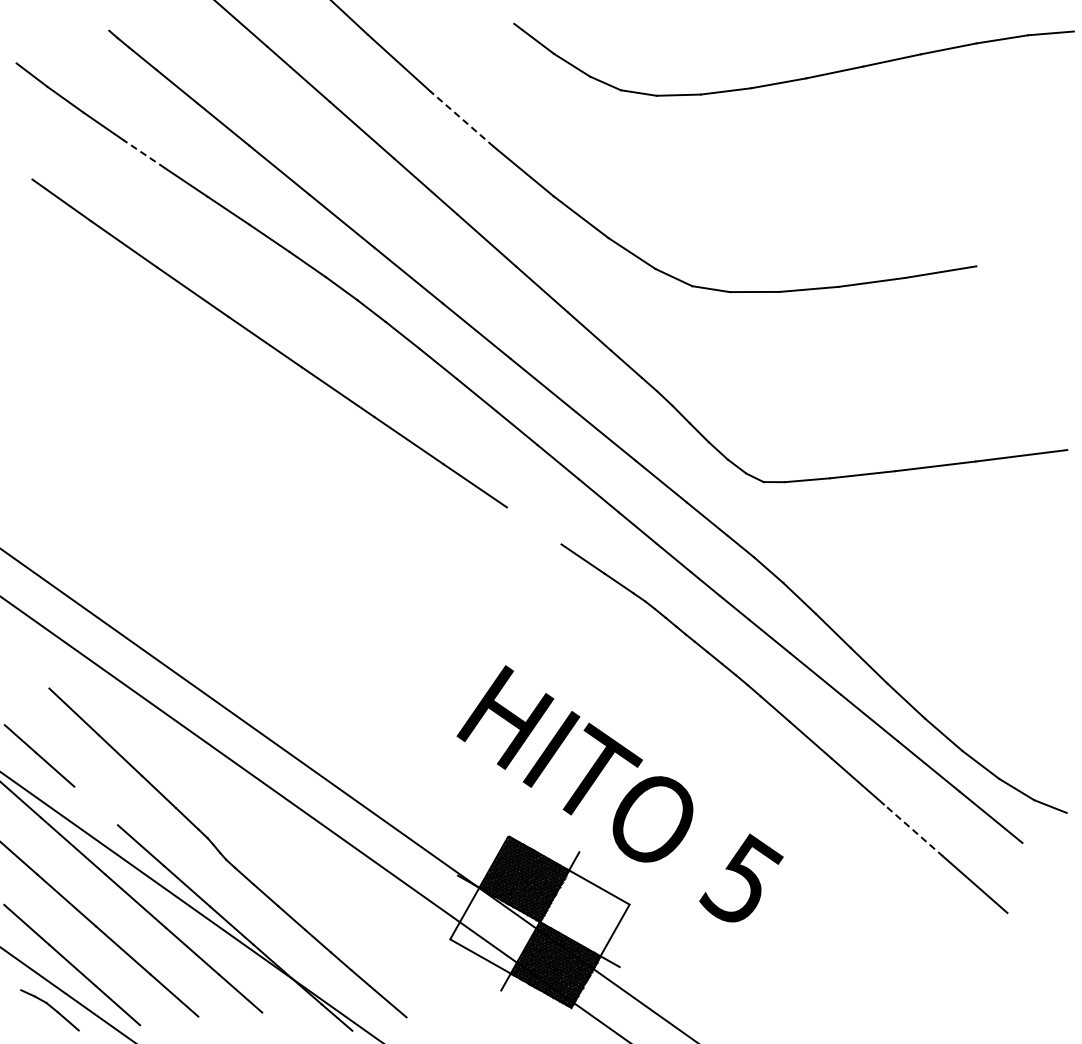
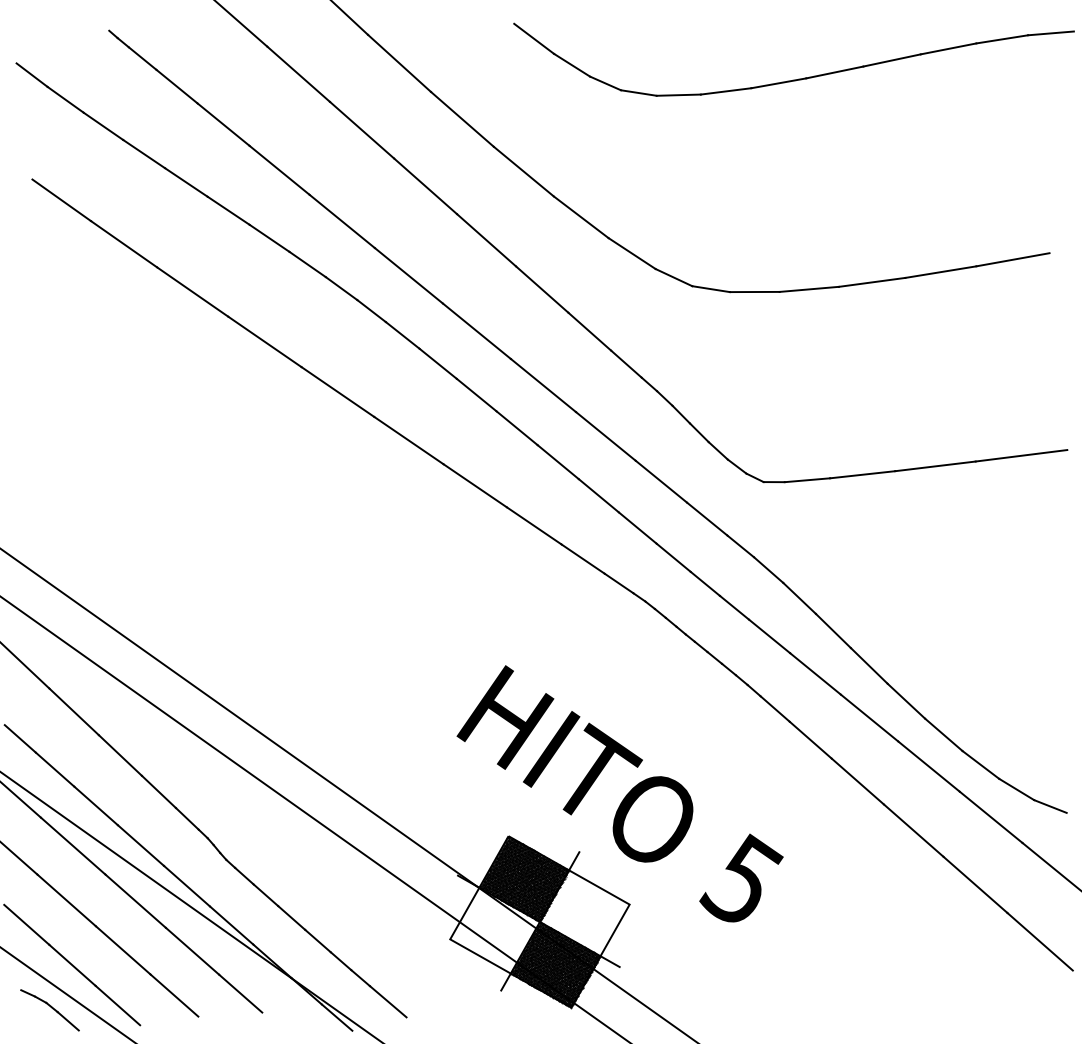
line: dashed -> solid (462, 119)
line: dashed -> solid (143, 153)
line: none -> present (1012, 259)
line: none -> present (533, 525)
line: none -> present (25, 666)
line: none -> present (95, 805)
line: dashed -> solid (913, 830)
line: none -> present (1050, 865)
line: none -> present (1039, 941)
